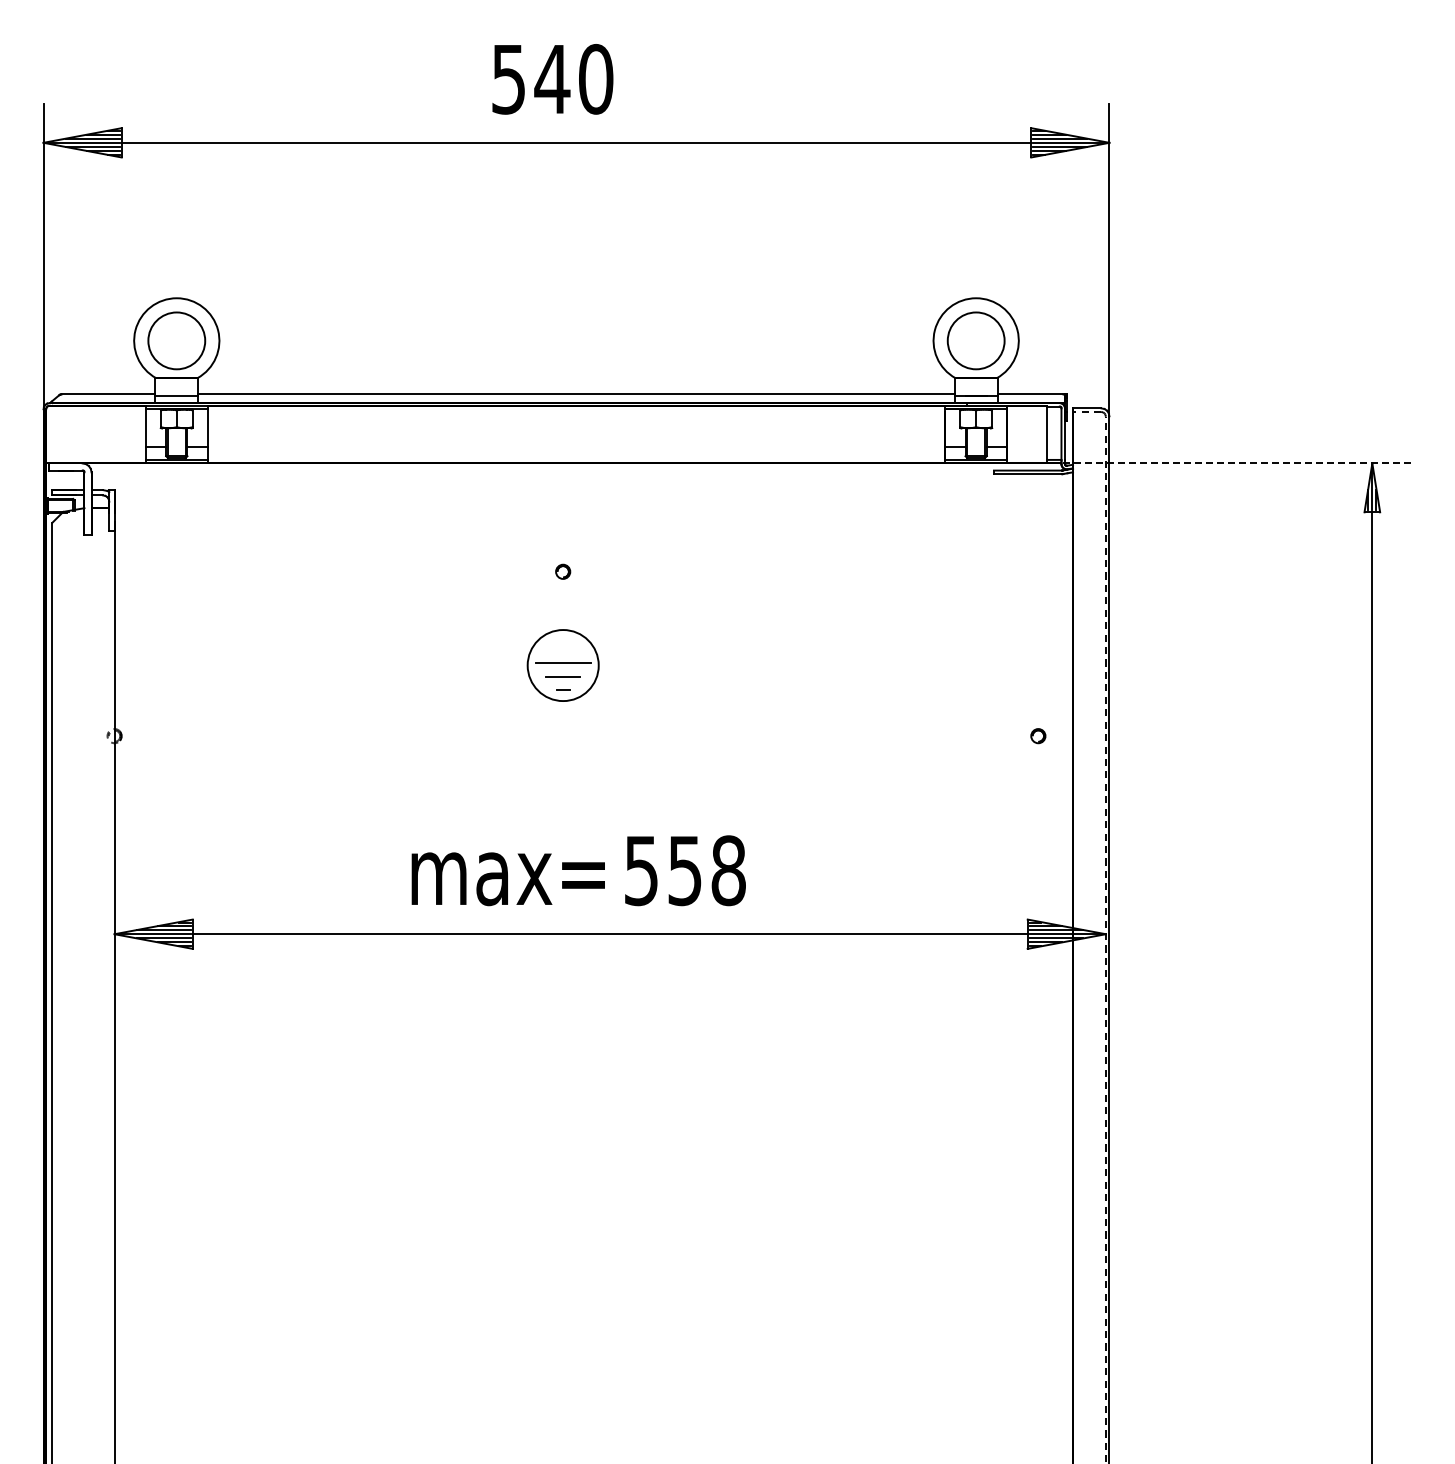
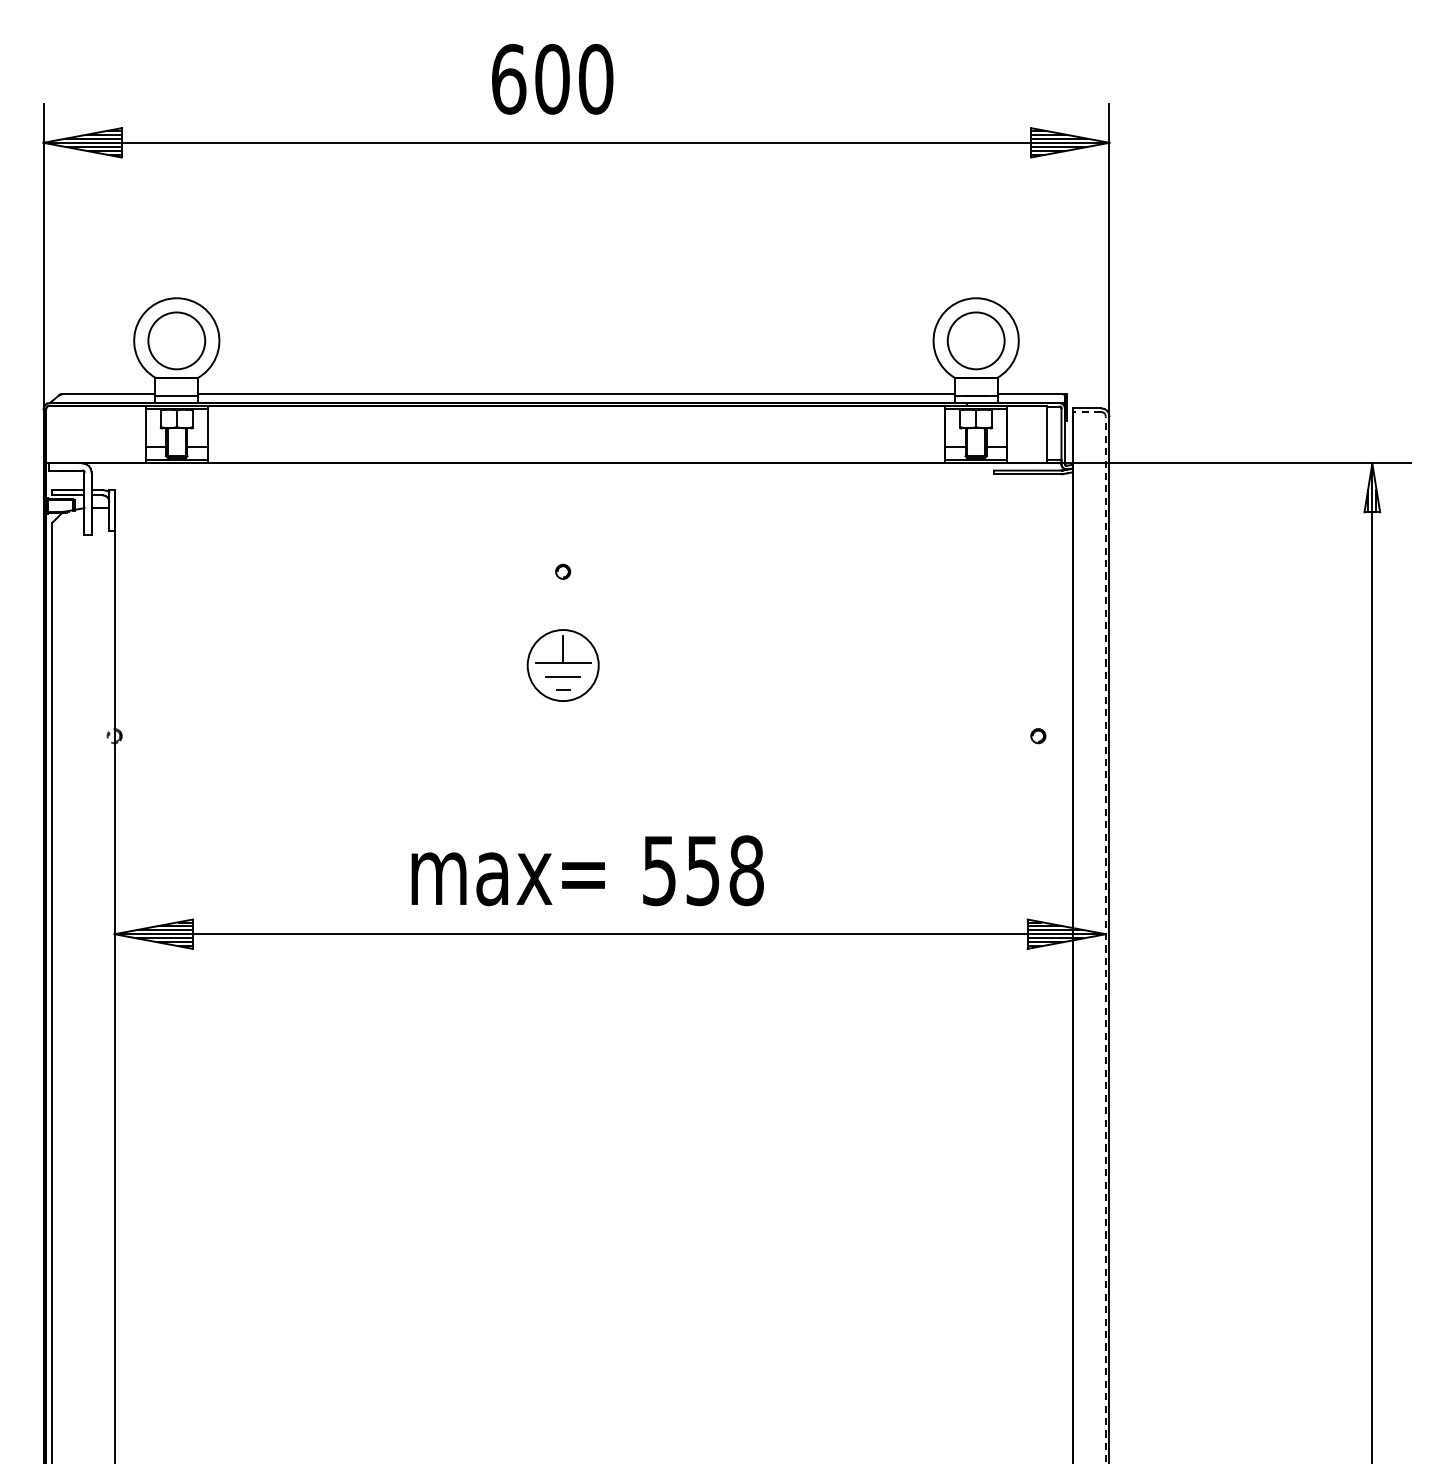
text: 540 -> 600 (531, 79)
line: dashed -> solid (1236, 463)
line: none -> present (563, 648)
text position: (685, 870) -> (703, 870) (703, 870)
